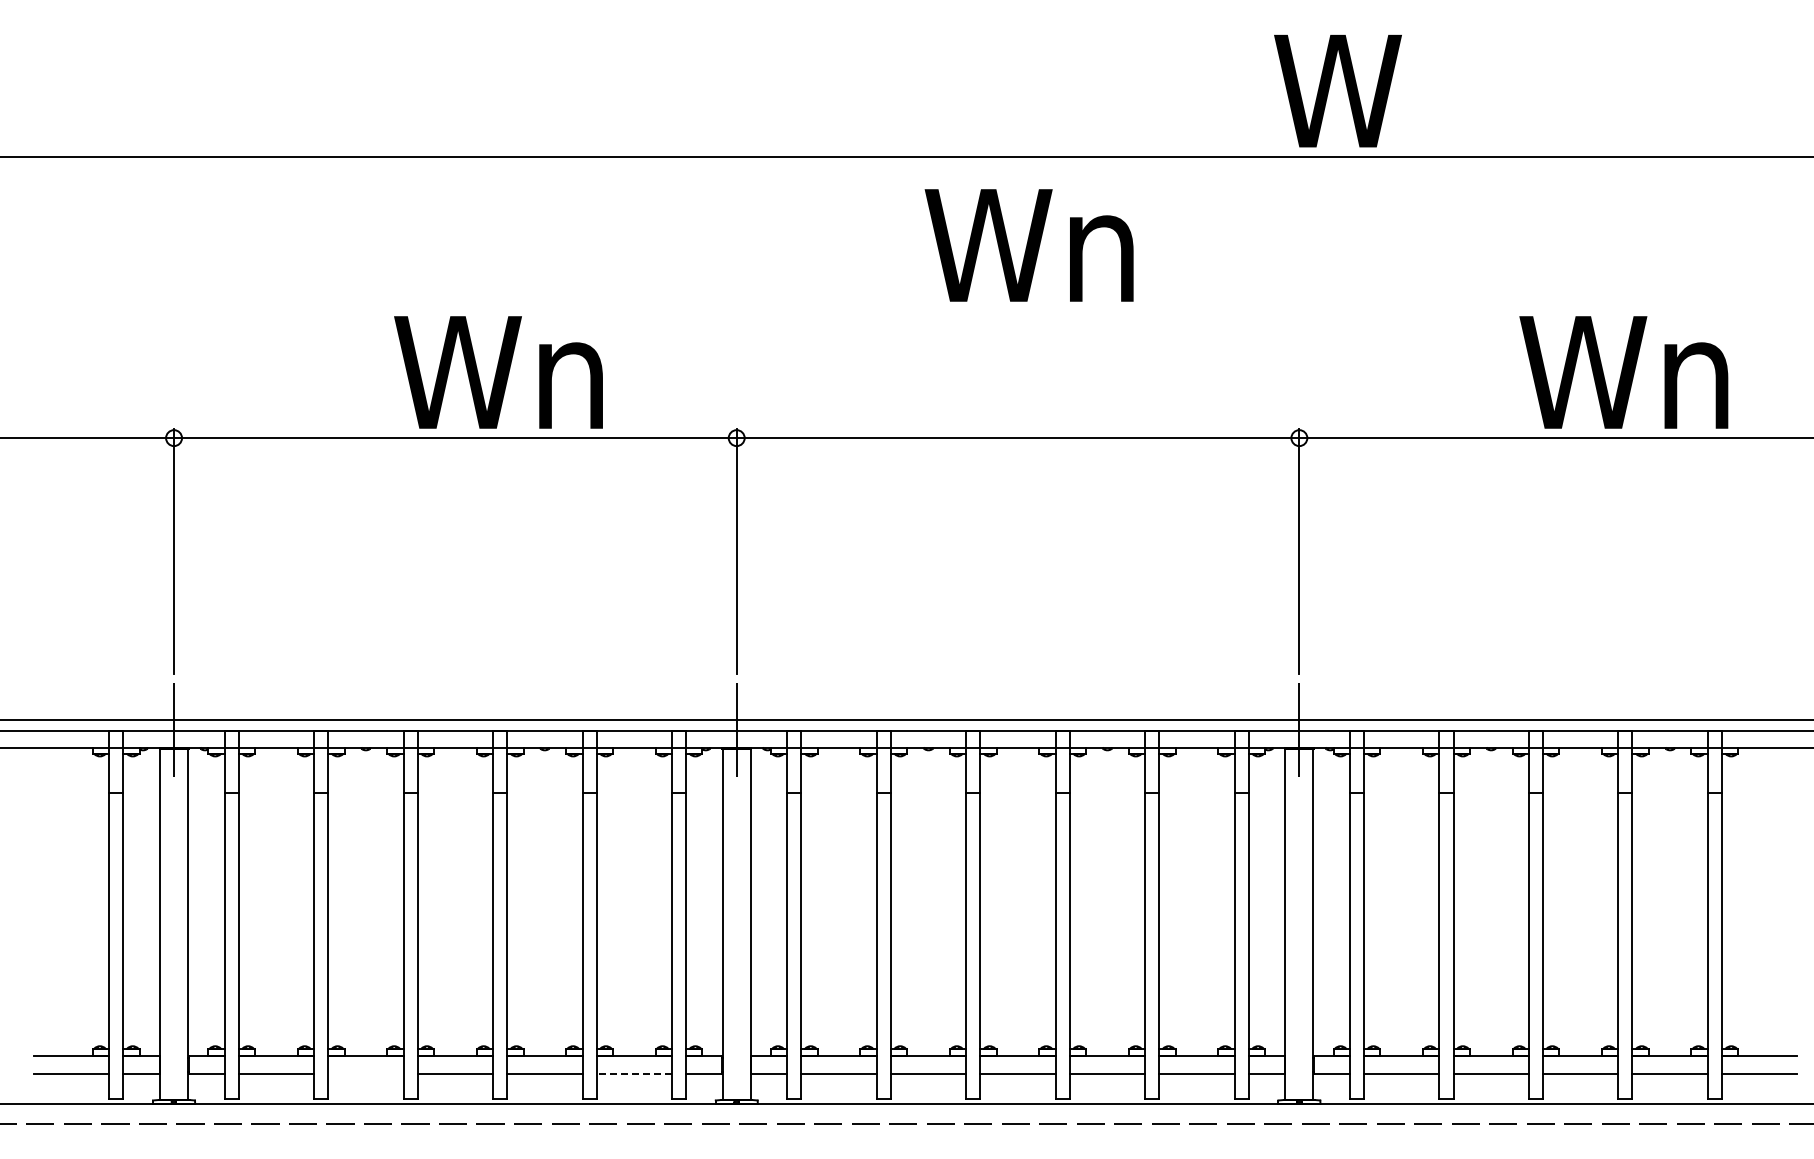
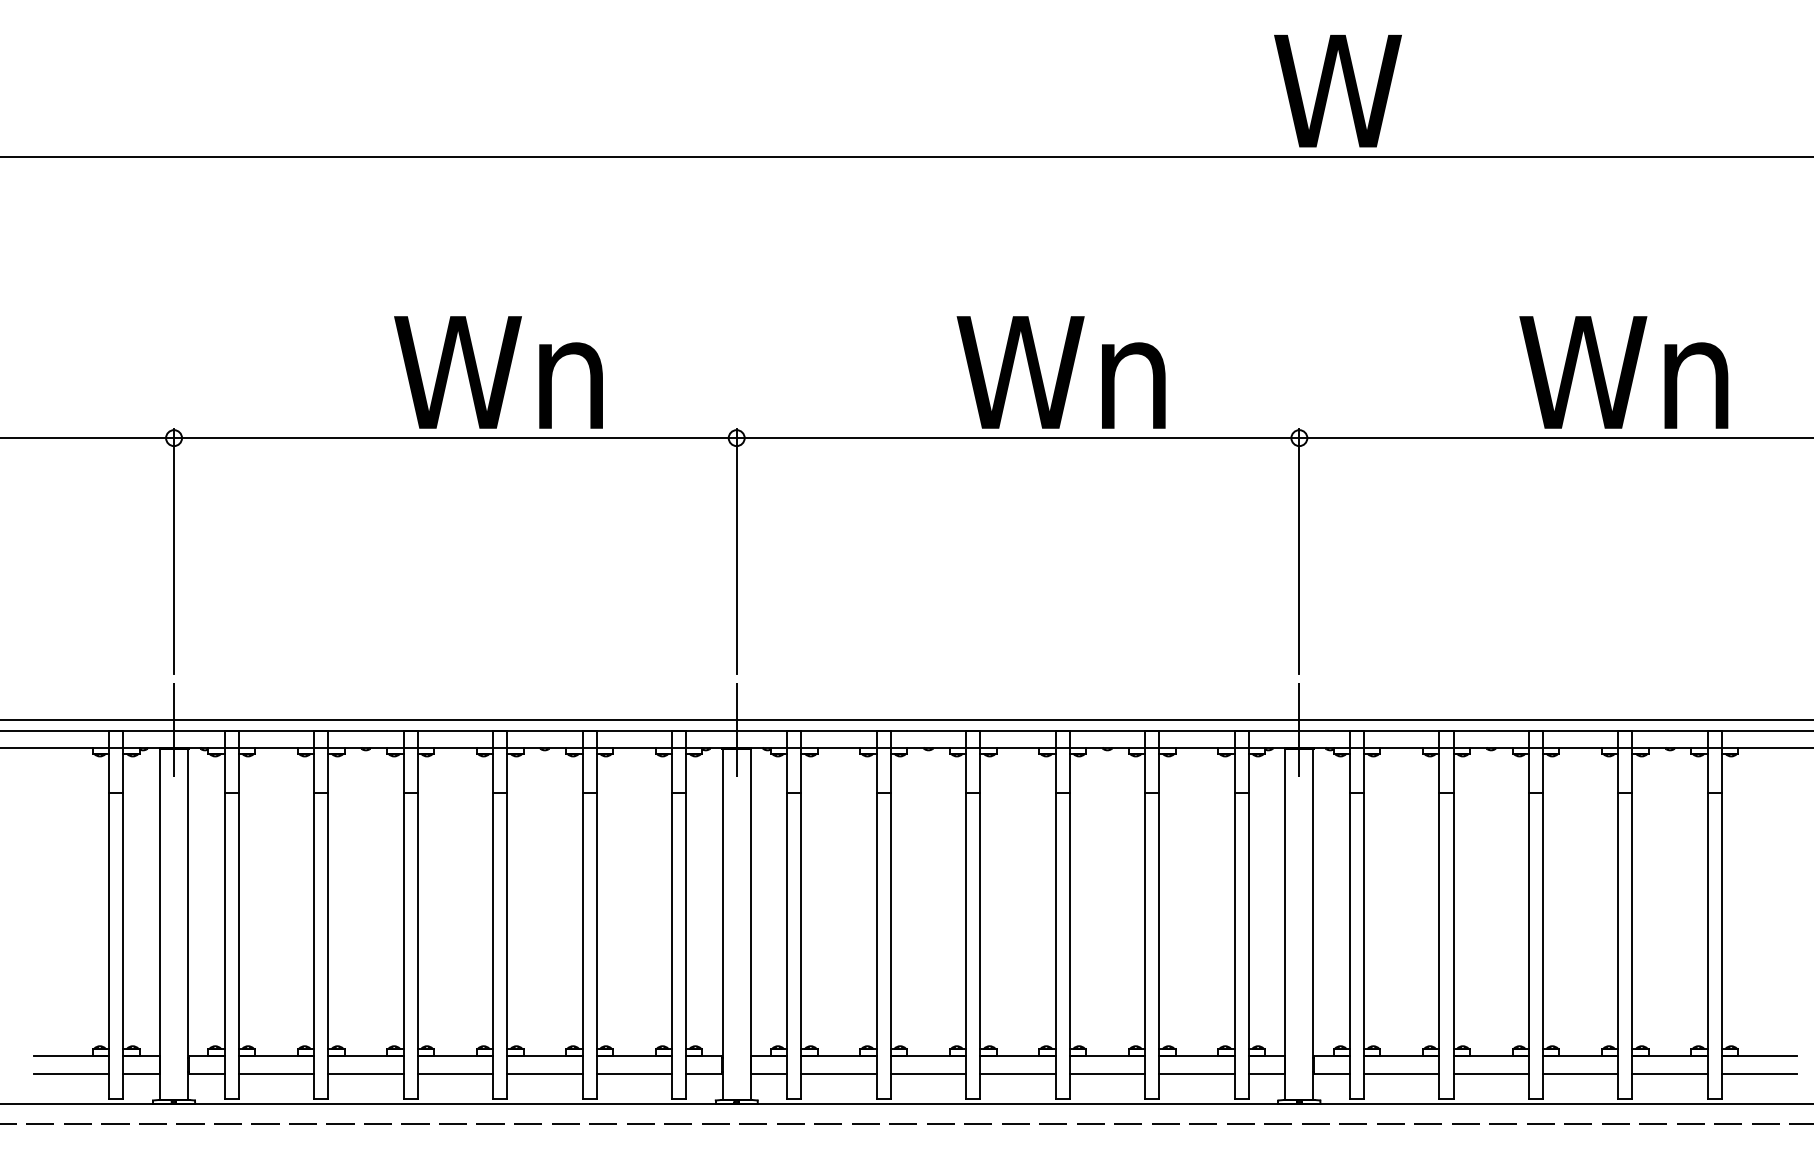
text position: (1028, 245) -> (1060, 372) (1060, 372)
line: none -> present (365, 1074)
line: dashed -> solid (634, 1074)
